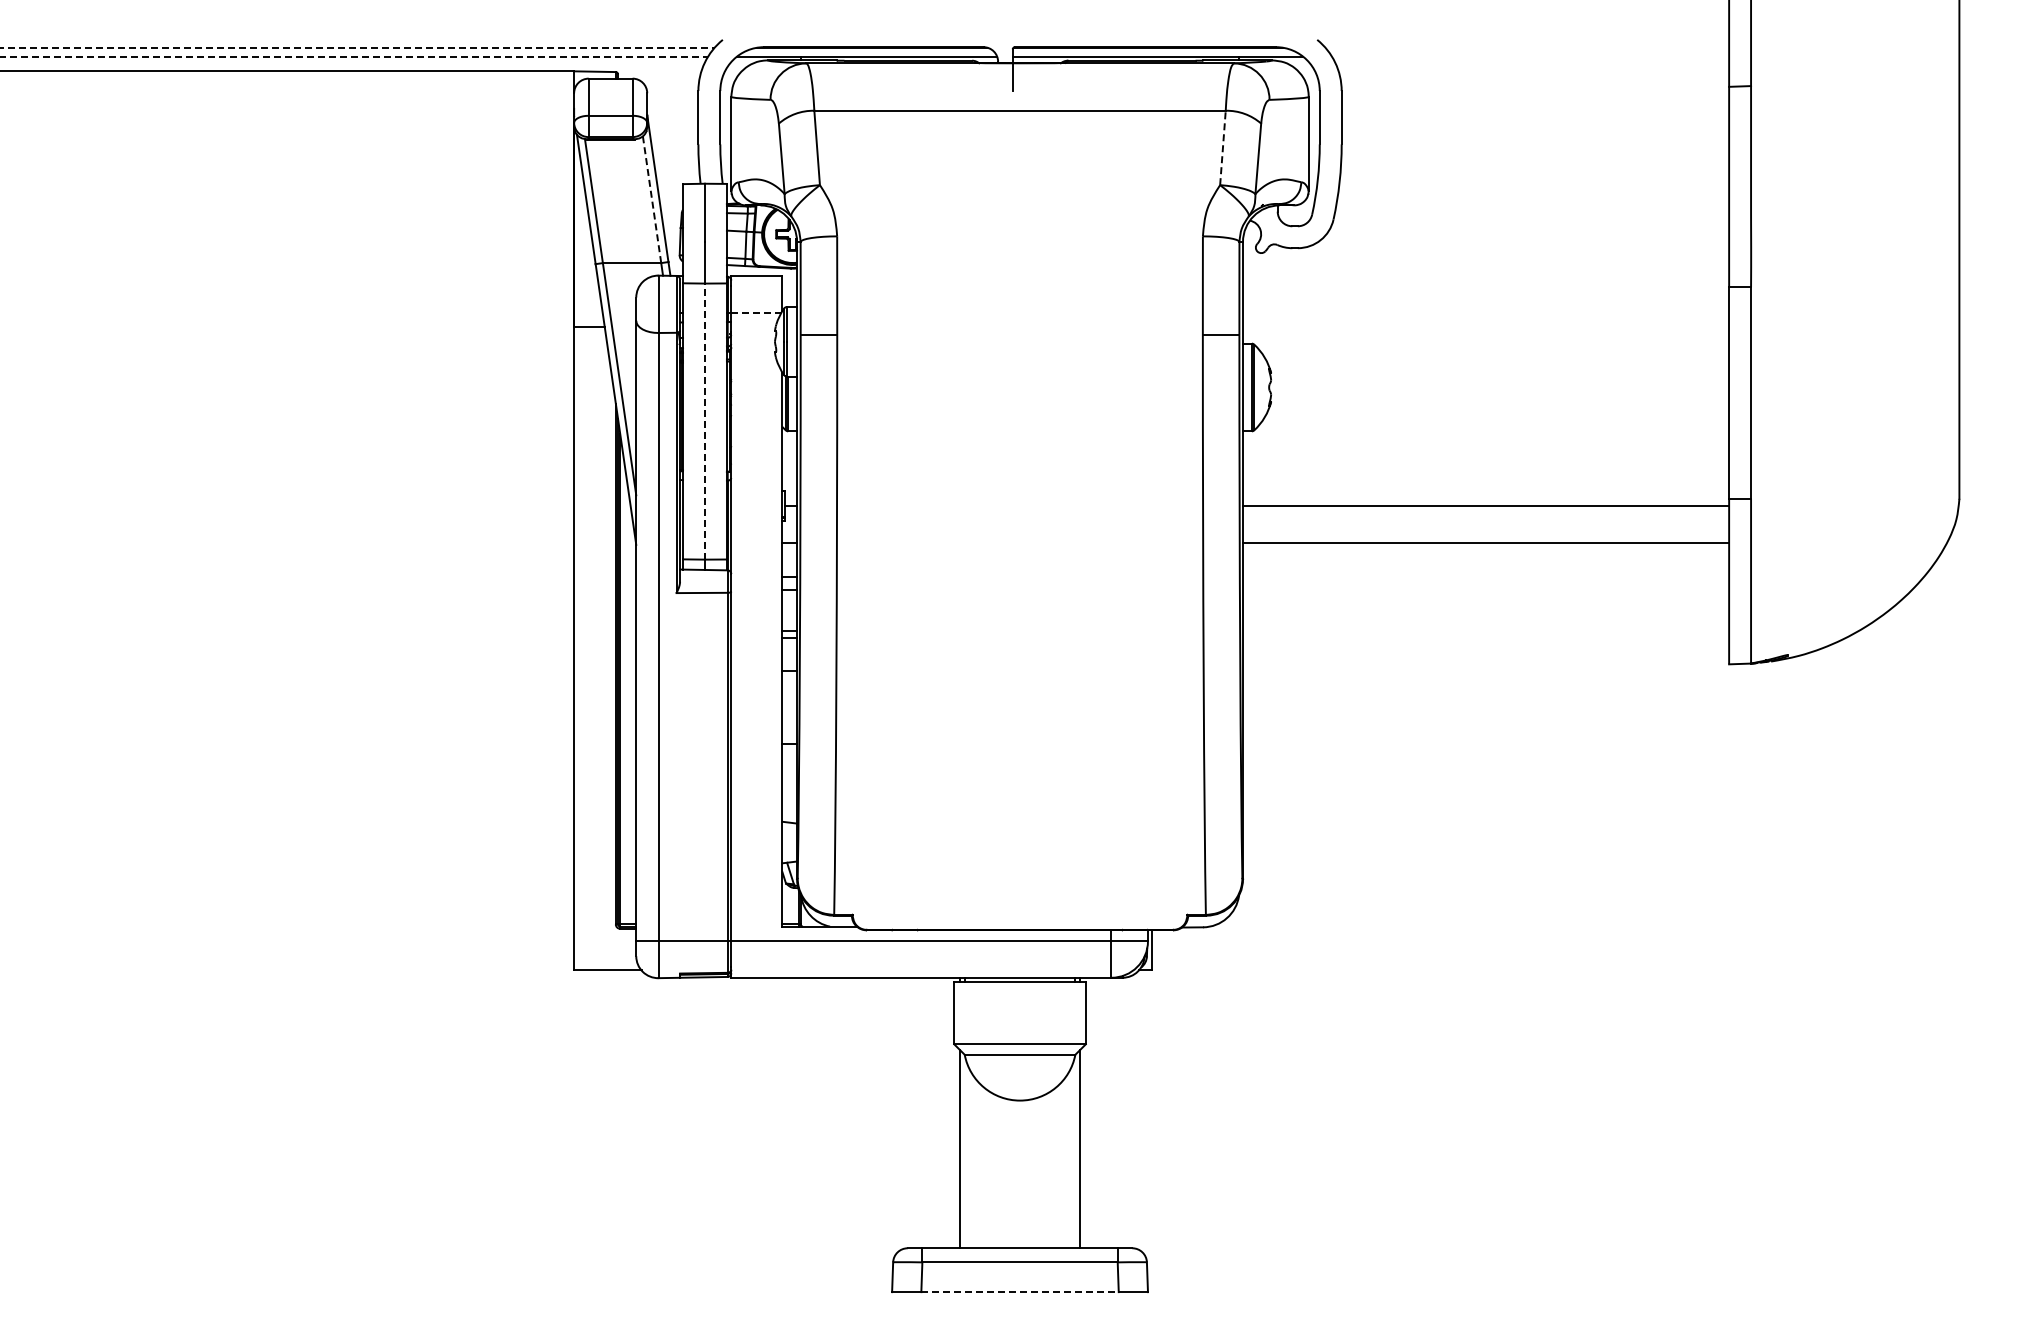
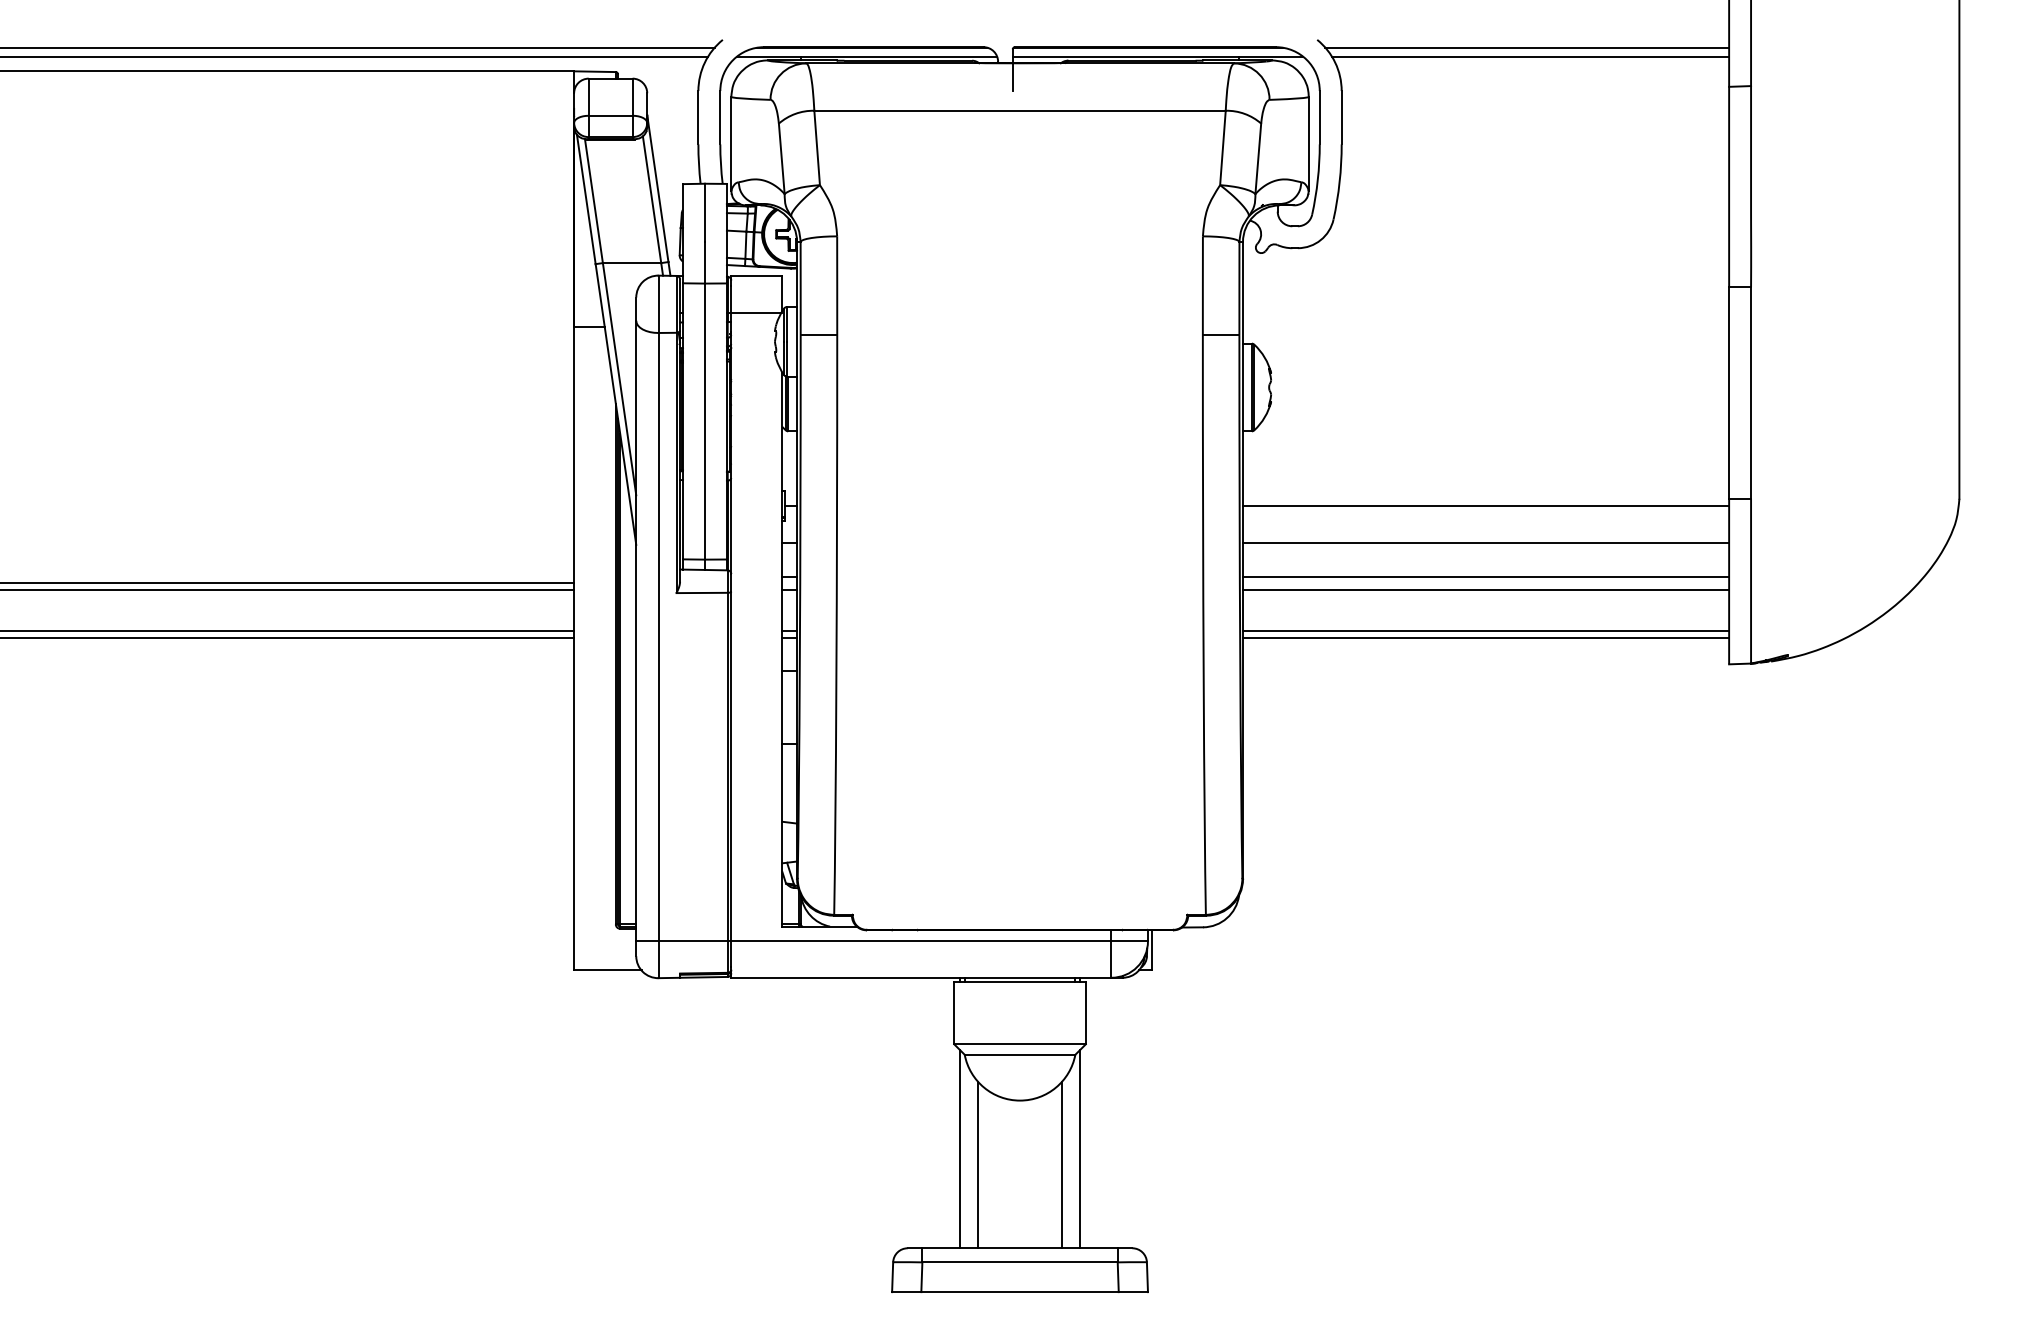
line: dashed -> solid (357, 47)
line: none -> present (1527, 47)
line: dashed -> solid (354, 56)
line: none -> present (1530, 56)
line: dashed -> solid (1222, 147)
line: dashed -> solid (652, 200)
line: dashed -> solid (756, 312)
line: dashed -> solid (704, 421)
line: none -> present (1486, 577)
line: none -> present (288, 583)
line: none -> present (288, 590)
line: none -> present (1486, 590)
line: none -> present (288, 630)
line: none -> present (1486, 630)
line: none -> present (288, 638)
line: none -> present (1486, 638)
line: none -> present (978, 1164)
line: none -> present (1062, 1164)
line: dashed -> solid (1020, 1292)
